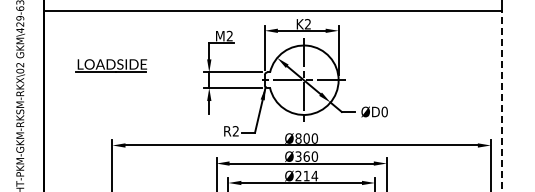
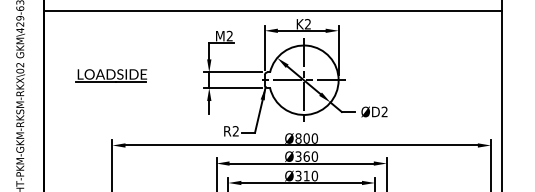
part position: (110, 65) -> (110, 75) (110, 75)
line: dashed -> solid (502, 100)
text: ØD0 -> ØD2 (384, 111)
text: Ø214 -> Ø310 (306, 175)
